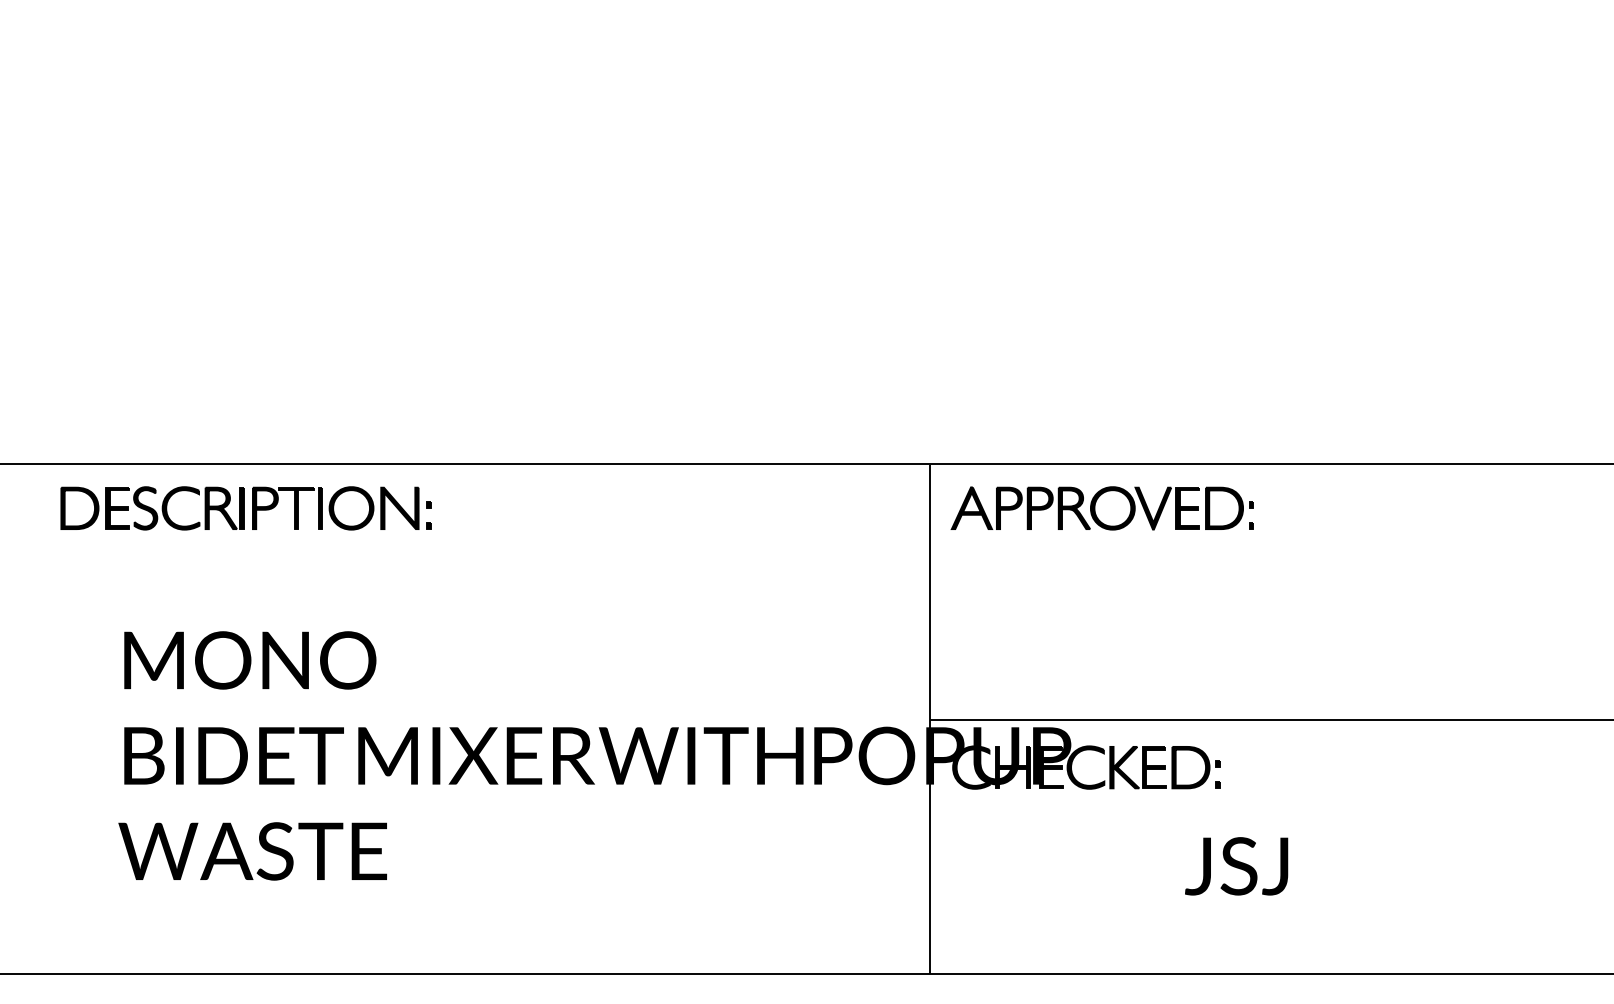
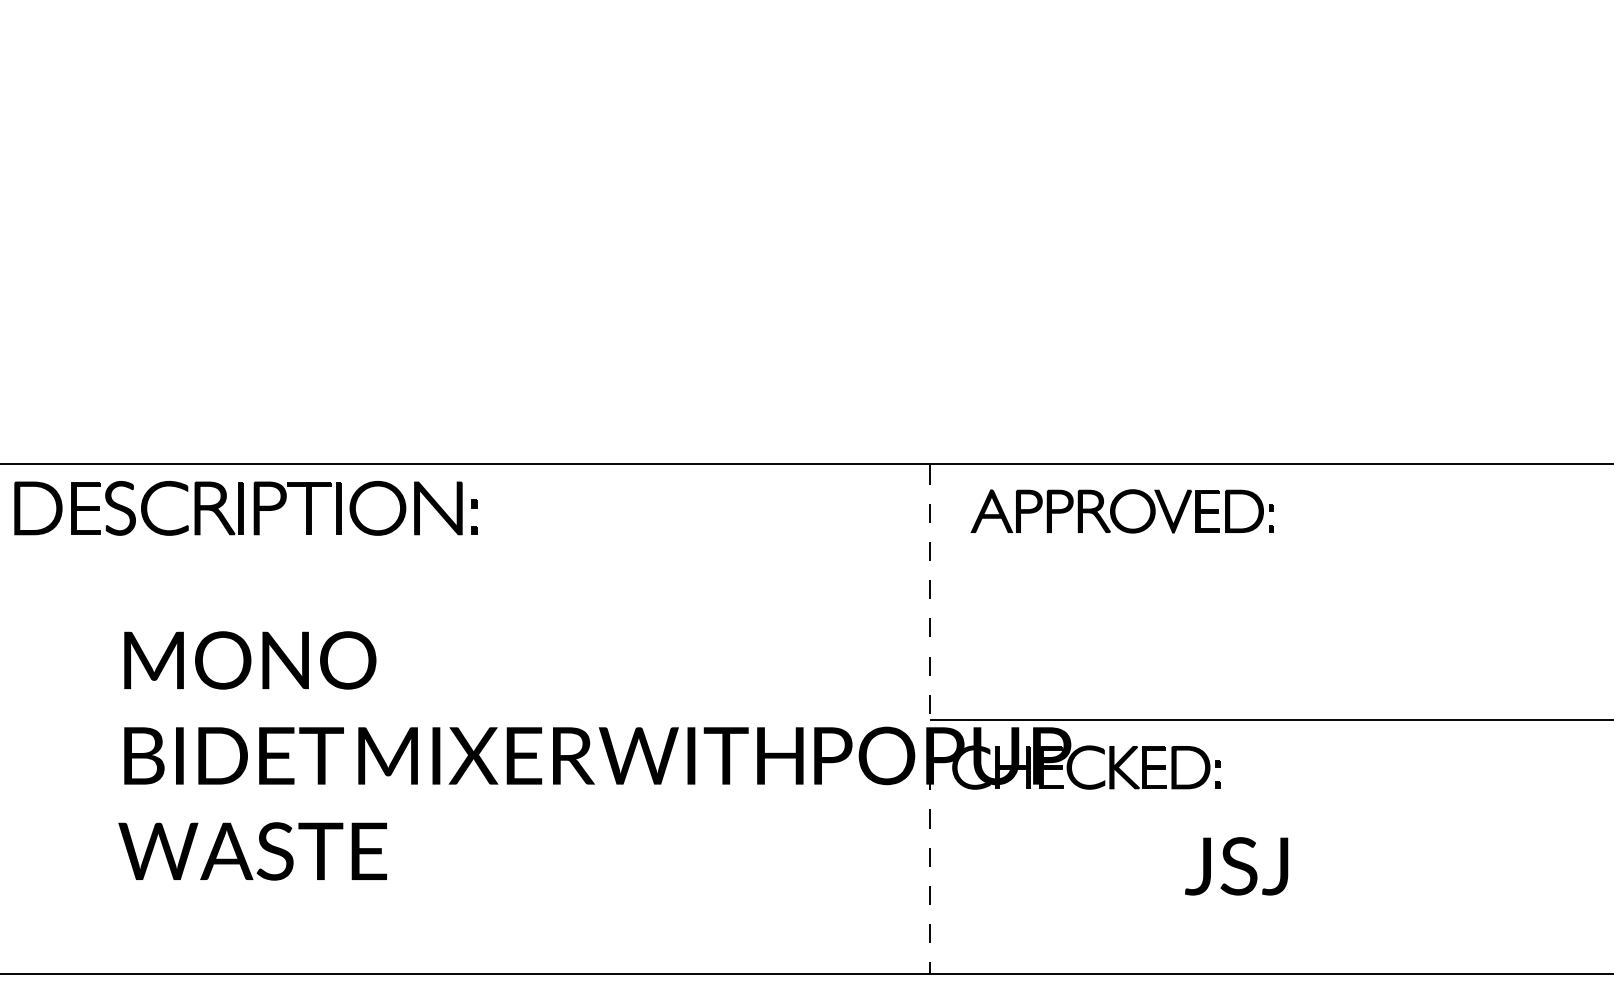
part size: 372x45 px -> 464x55 px (245, 508)
part position: (1101, 508) -> (1121, 511) (1121, 511)
line: solid -> dashed (929, 720)
